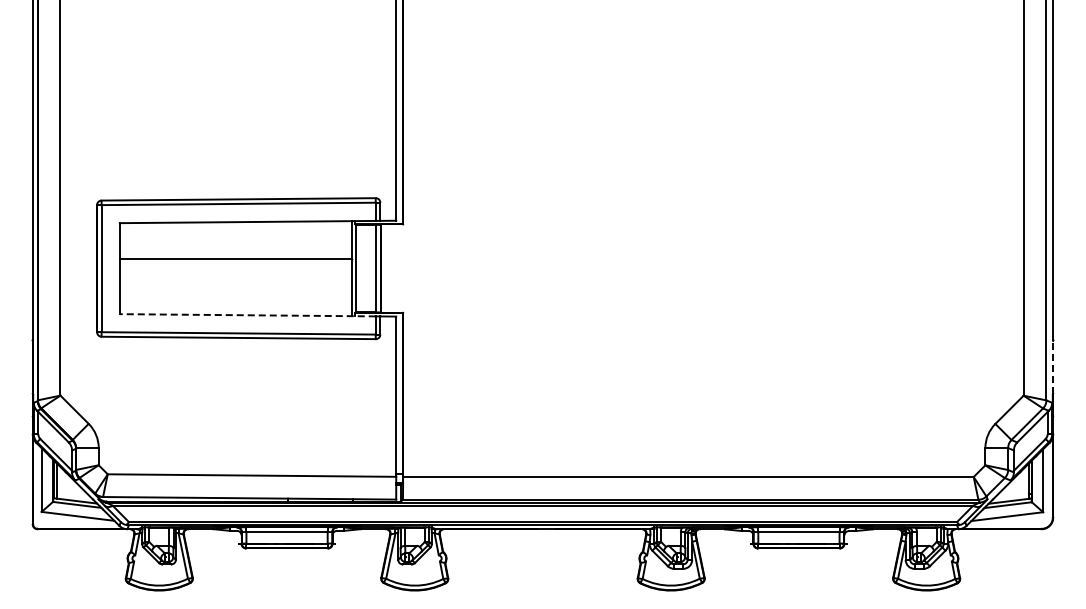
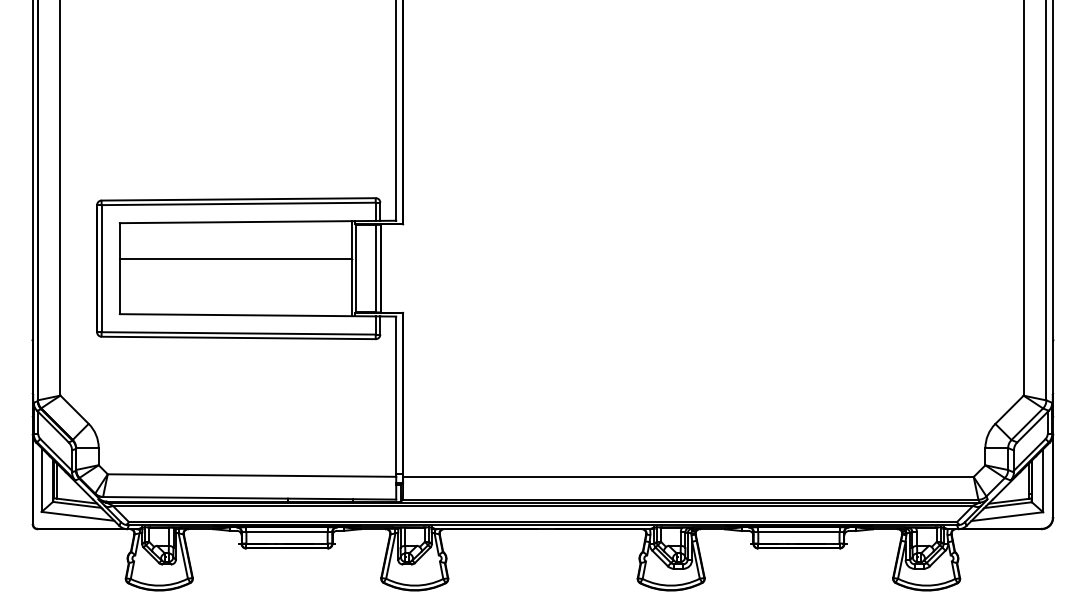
line: dashed -> solid (247, 315)
line: dashed -> solid (1053, 366)
